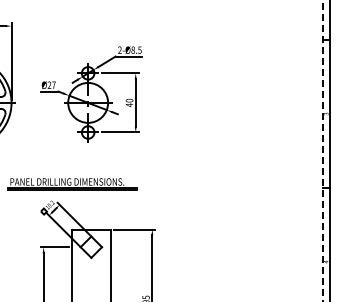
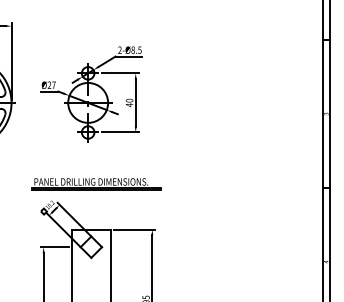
line: dashed -> solid (322, 150)
part position: (72, 184) -> (96, 184) (96, 184)
